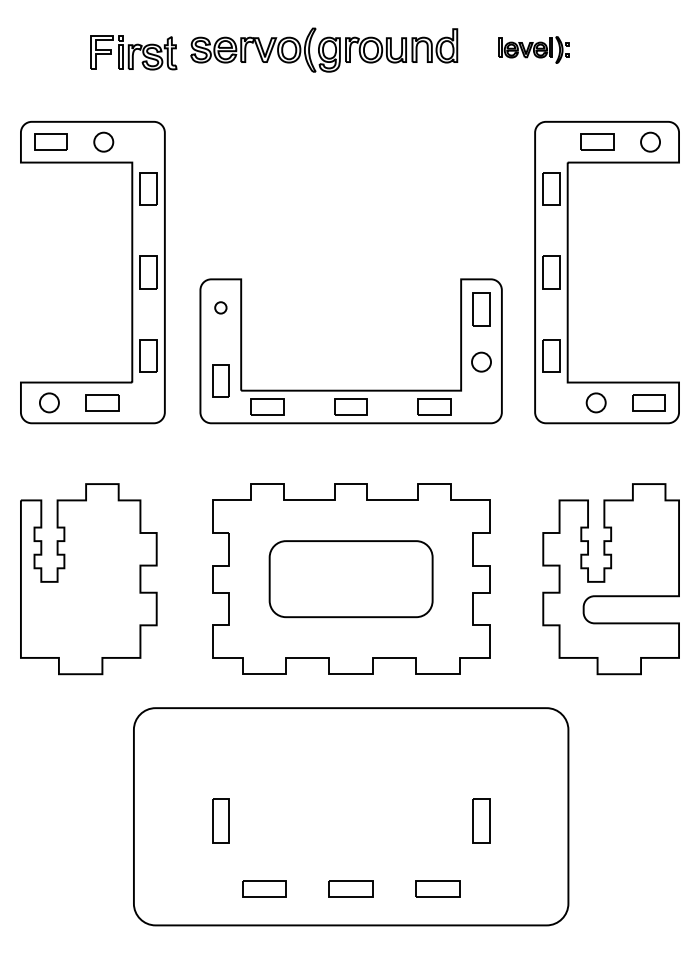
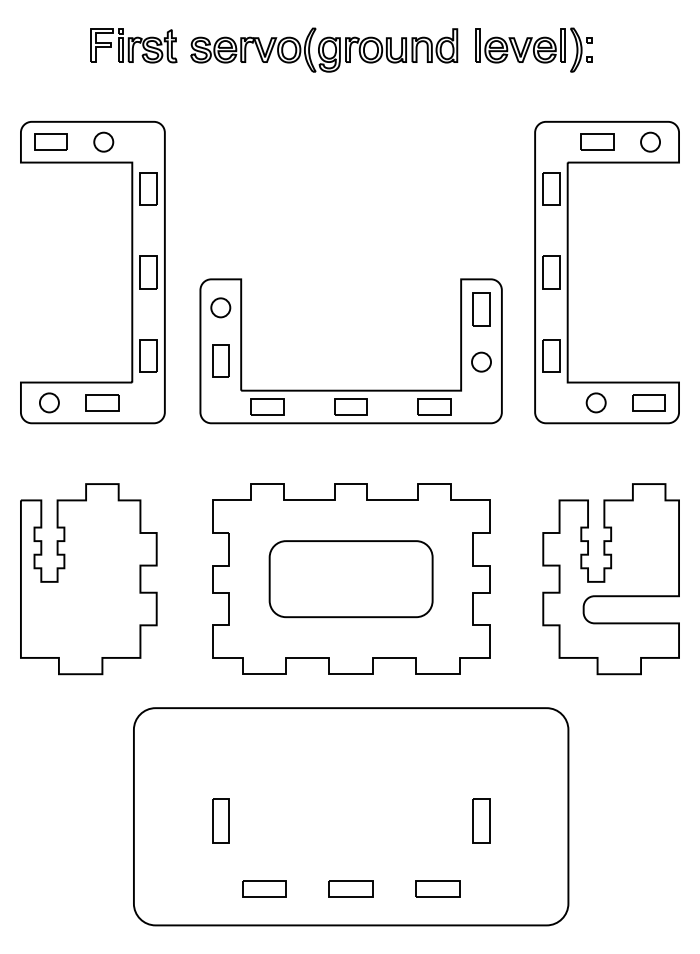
part size: 72x28 px -> 118x46 px (533, 49)
part position: (133, 52) -> (133, 45) (133, 45)
part size: 14x14 px -> 22x22 px (220, 307)
part position: (220, 380) -> (220, 360) (220, 360)
